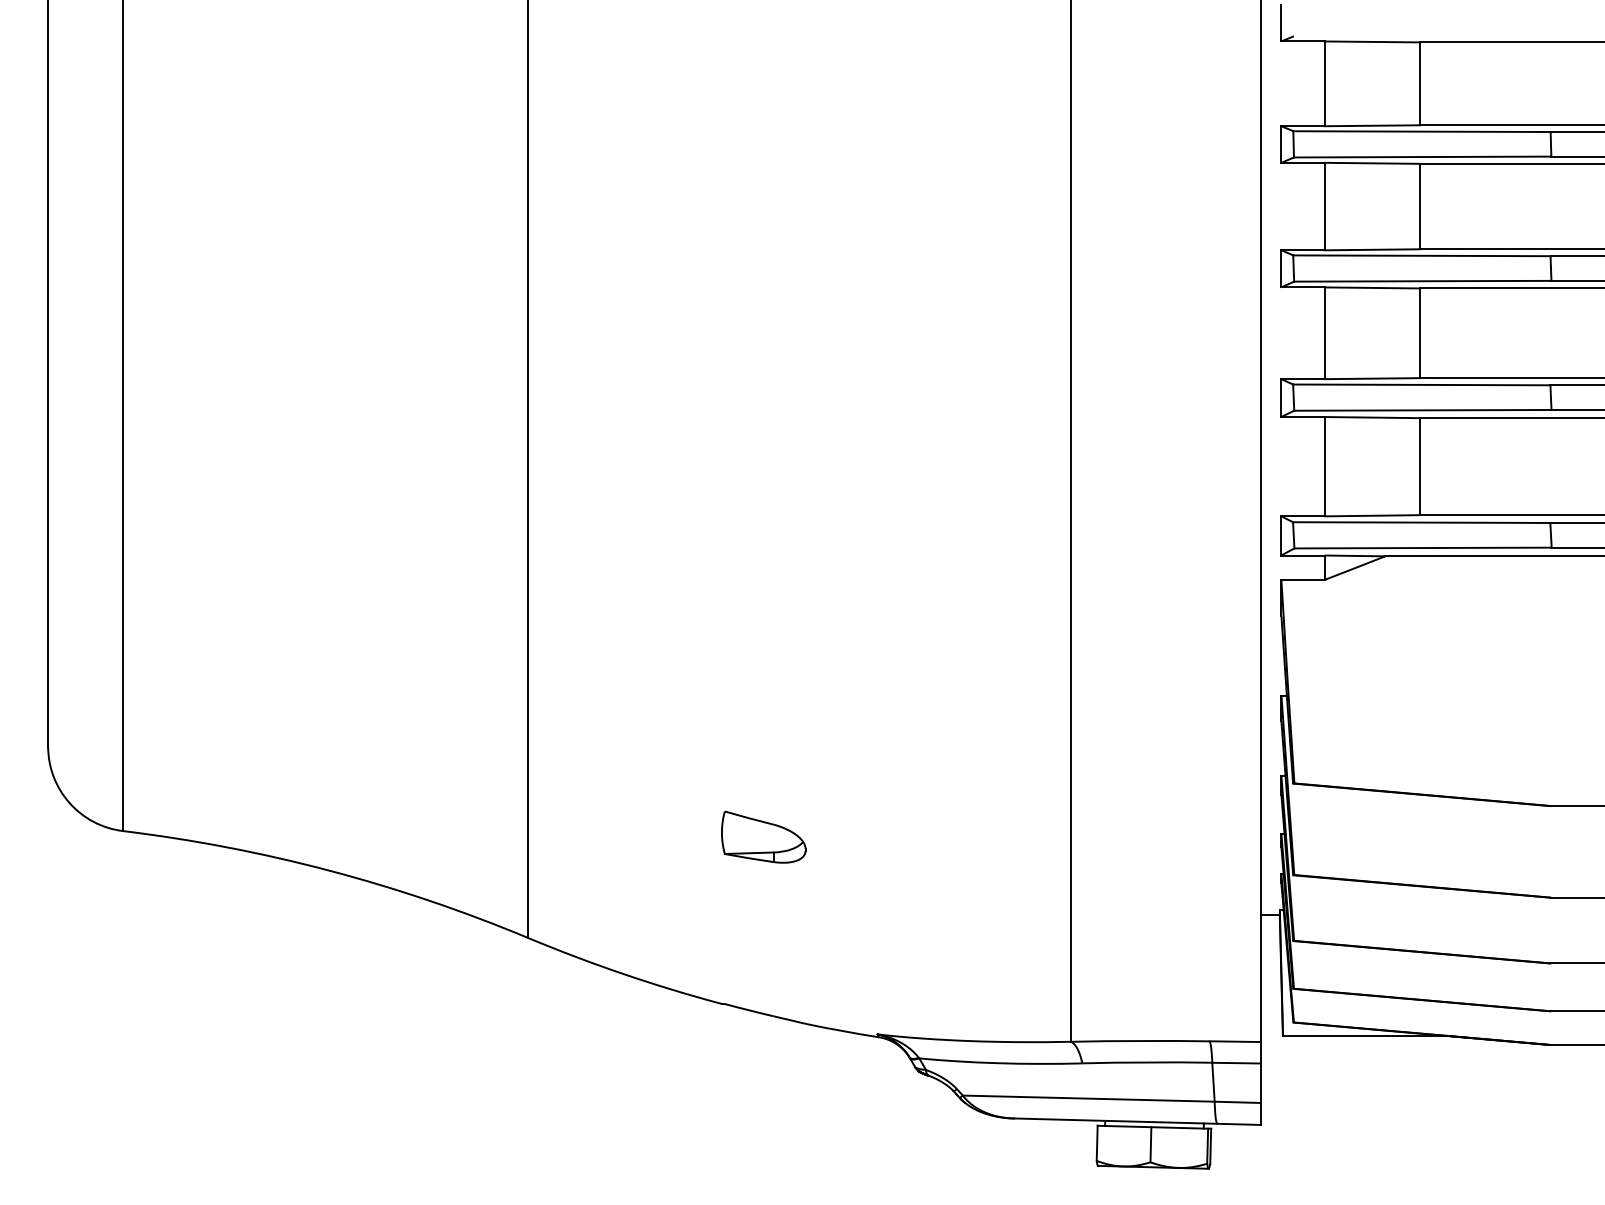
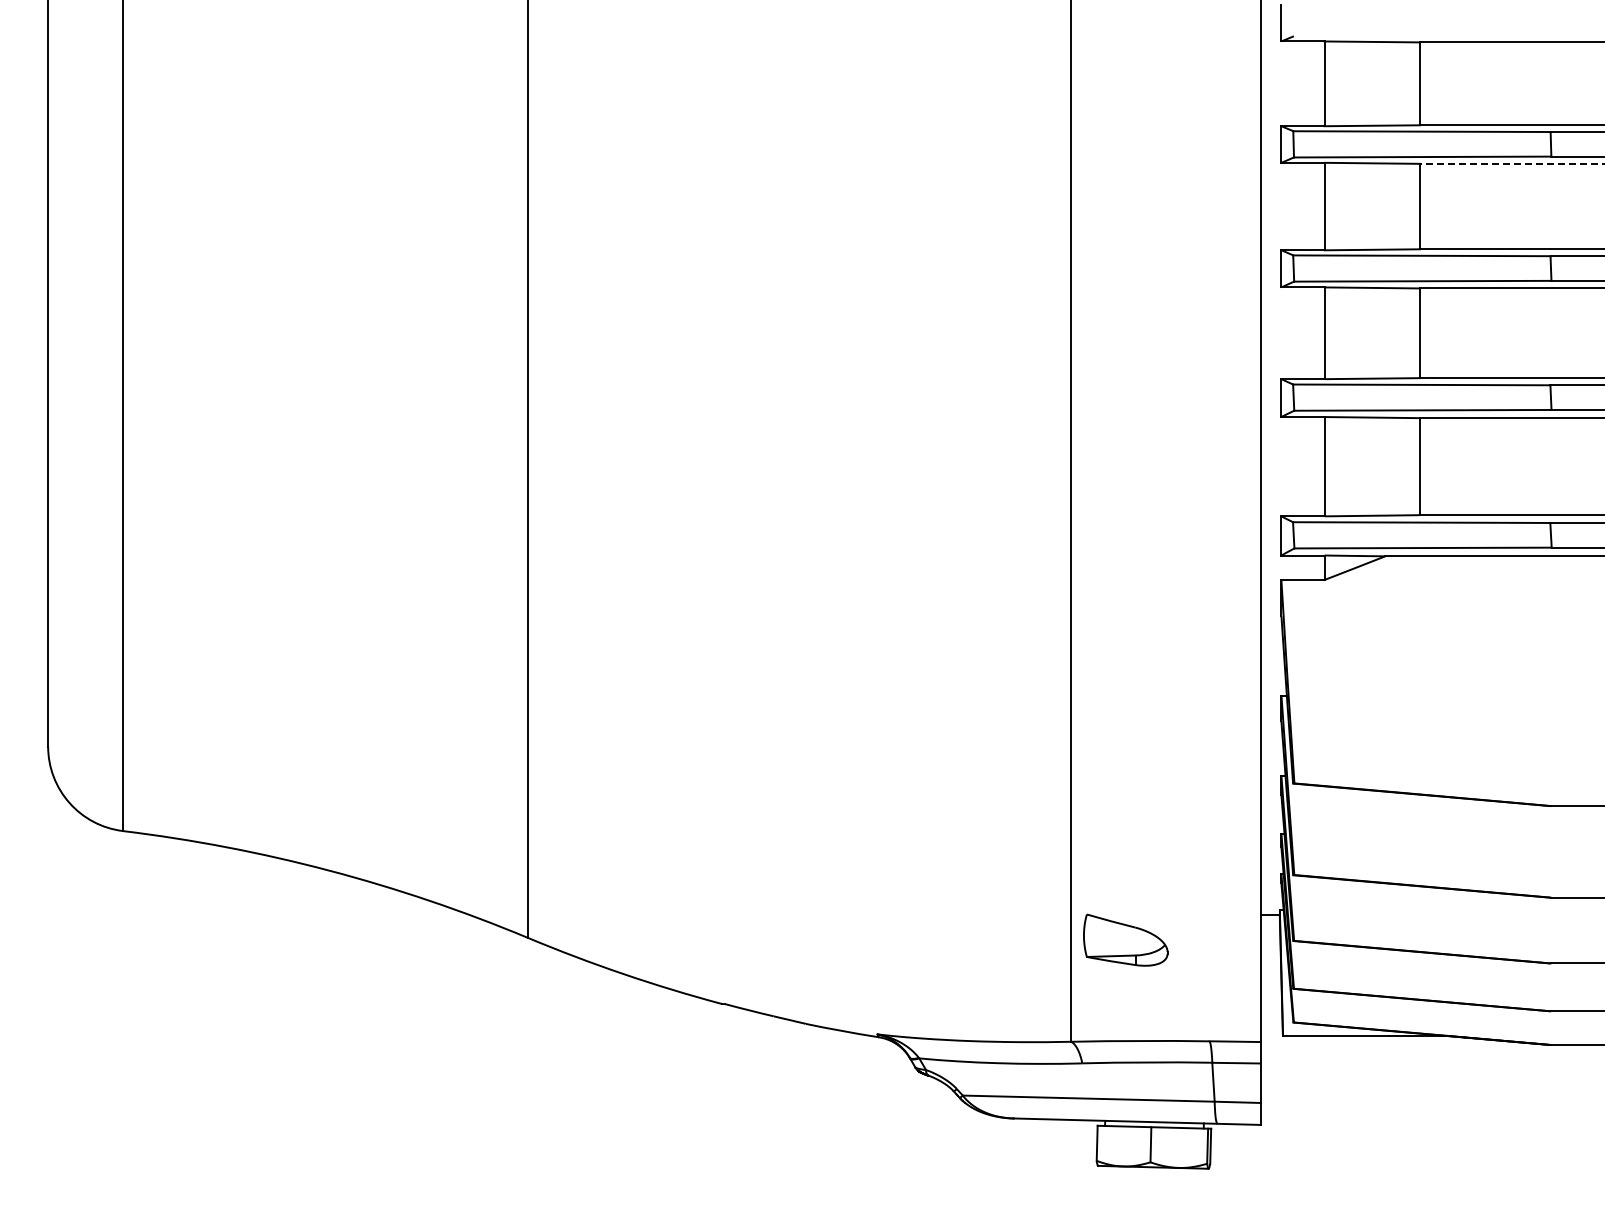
line: solid -> dashed (1511, 163)
part position: (763, 836) -> (1125, 939) (1125, 939)
